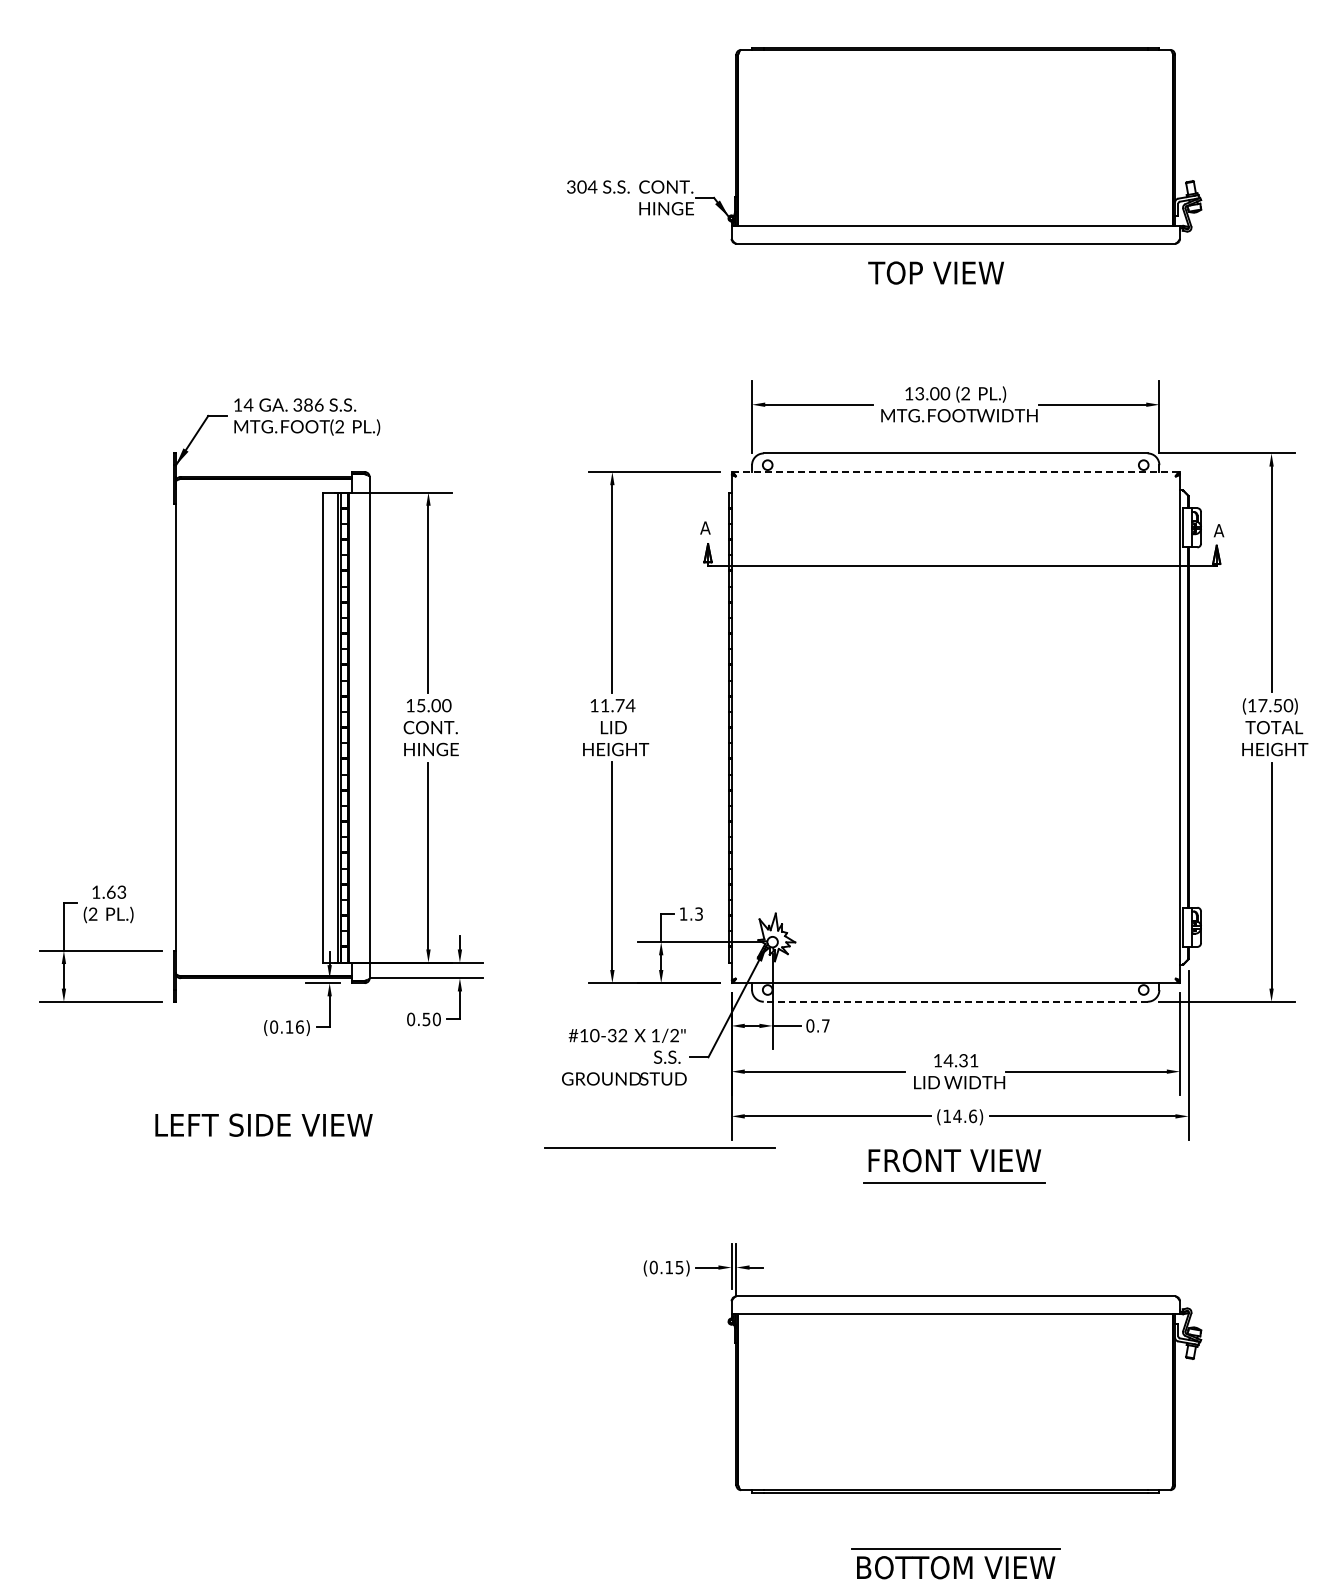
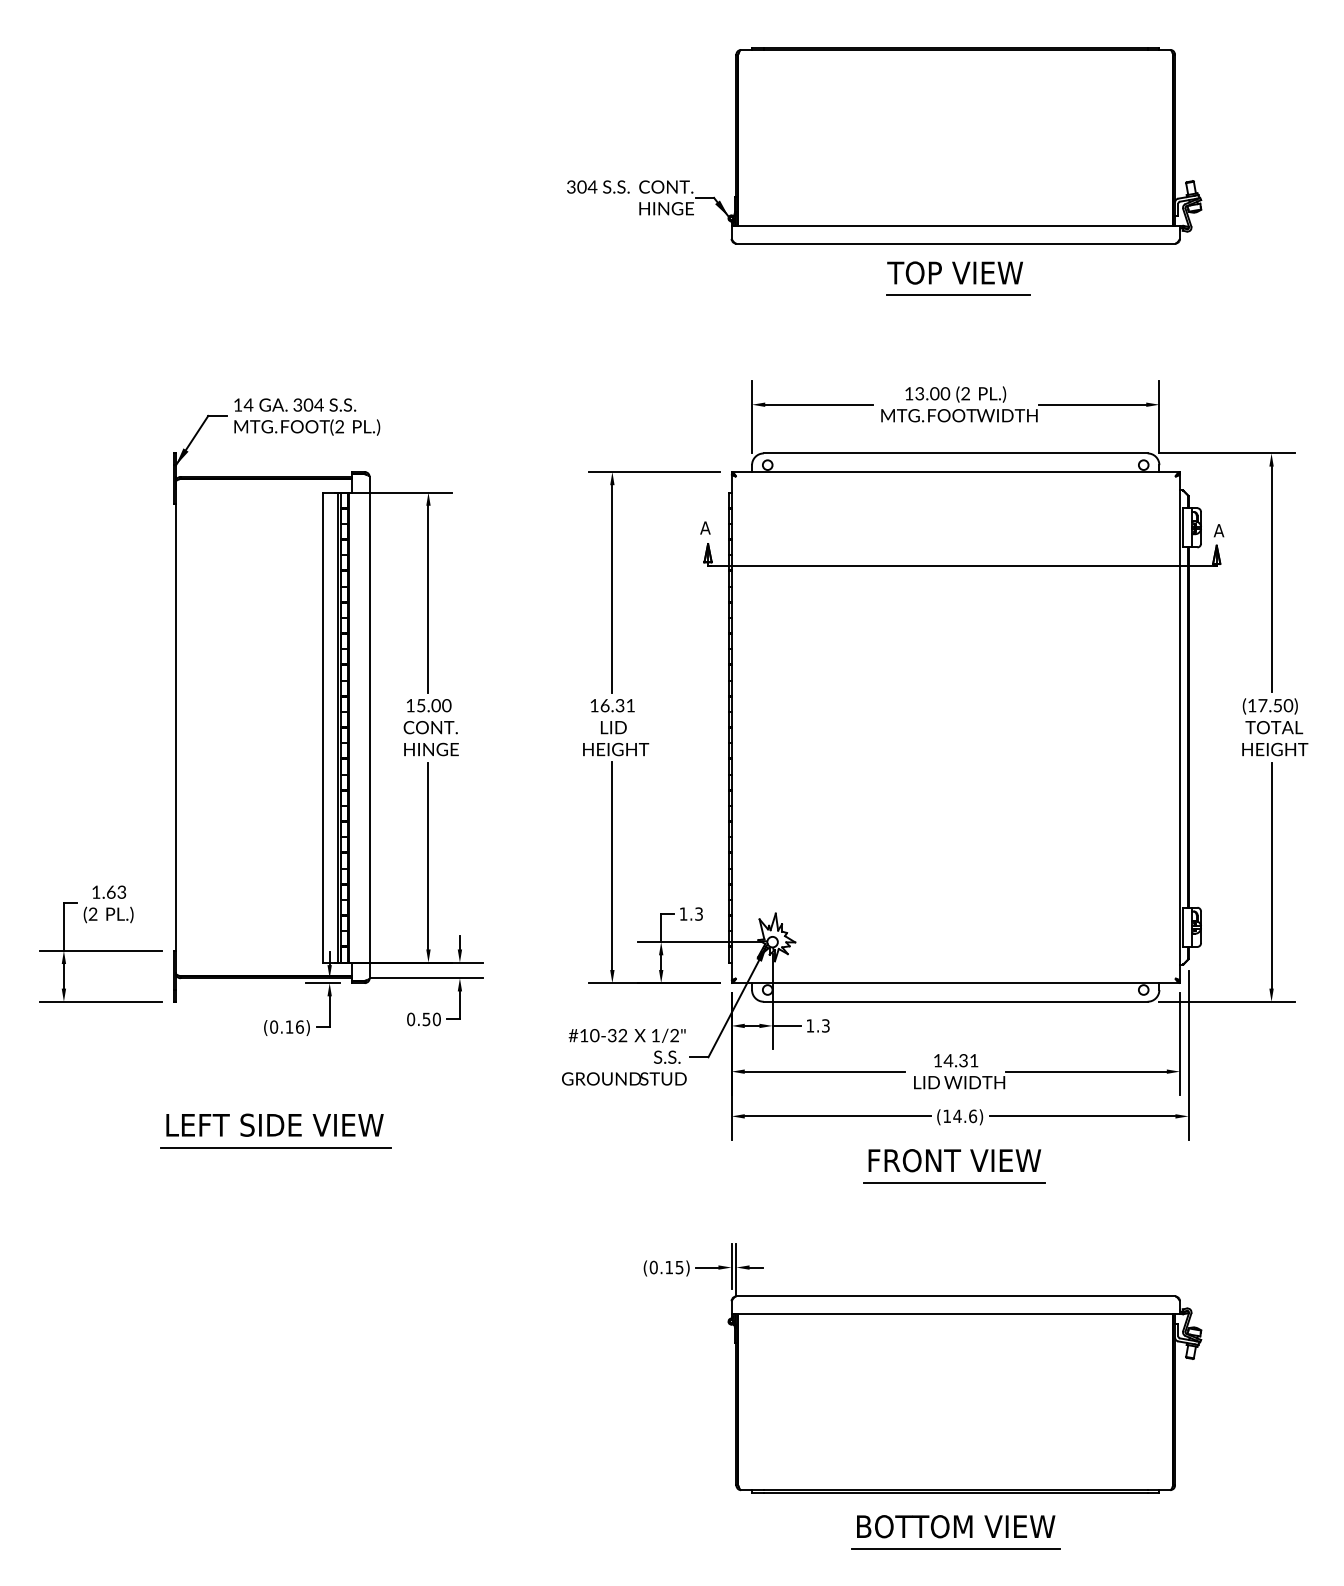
text position: (935, 272) -> (954, 272) (954, 272)
line: none -> present (958, 295)
text: 386 -> 304 (313, 405)
line: dashed -> solid (956, 472)
text: 11.74 -> 16.31 (617, 705)
line: dashed -> solid (955, 1001)
text: 0.7 -> 1.3 (817, 1025)
text position: (263, 1124) -> (274, 1124) (274, 1124)
line position: (659, 1147) -> (275, 1147) (275, 1147)
text position: (956, 1567) -> (956, 1526) (956, 1526)
